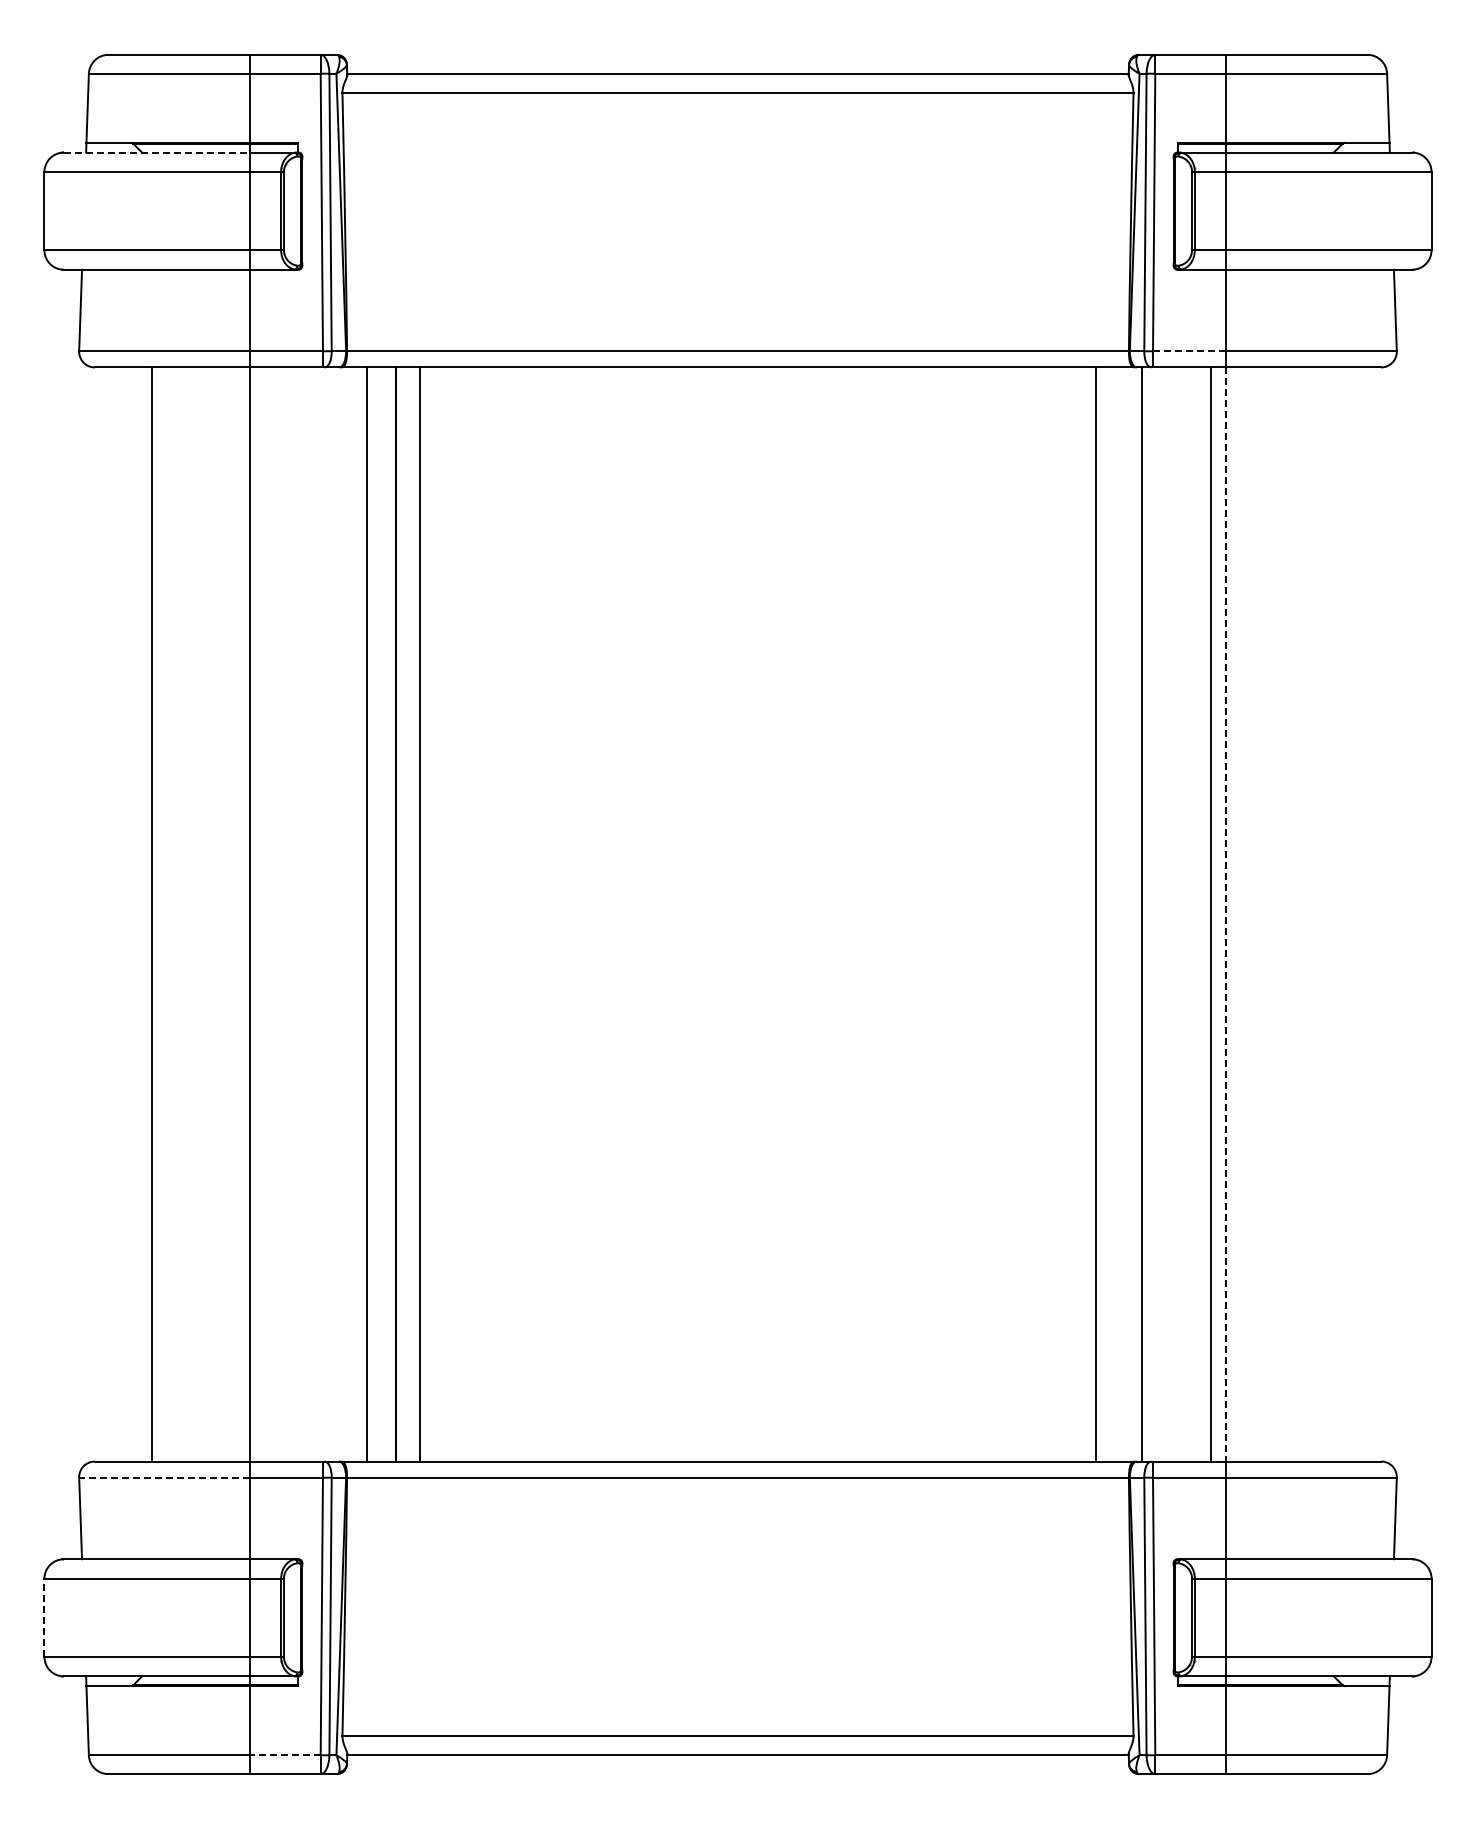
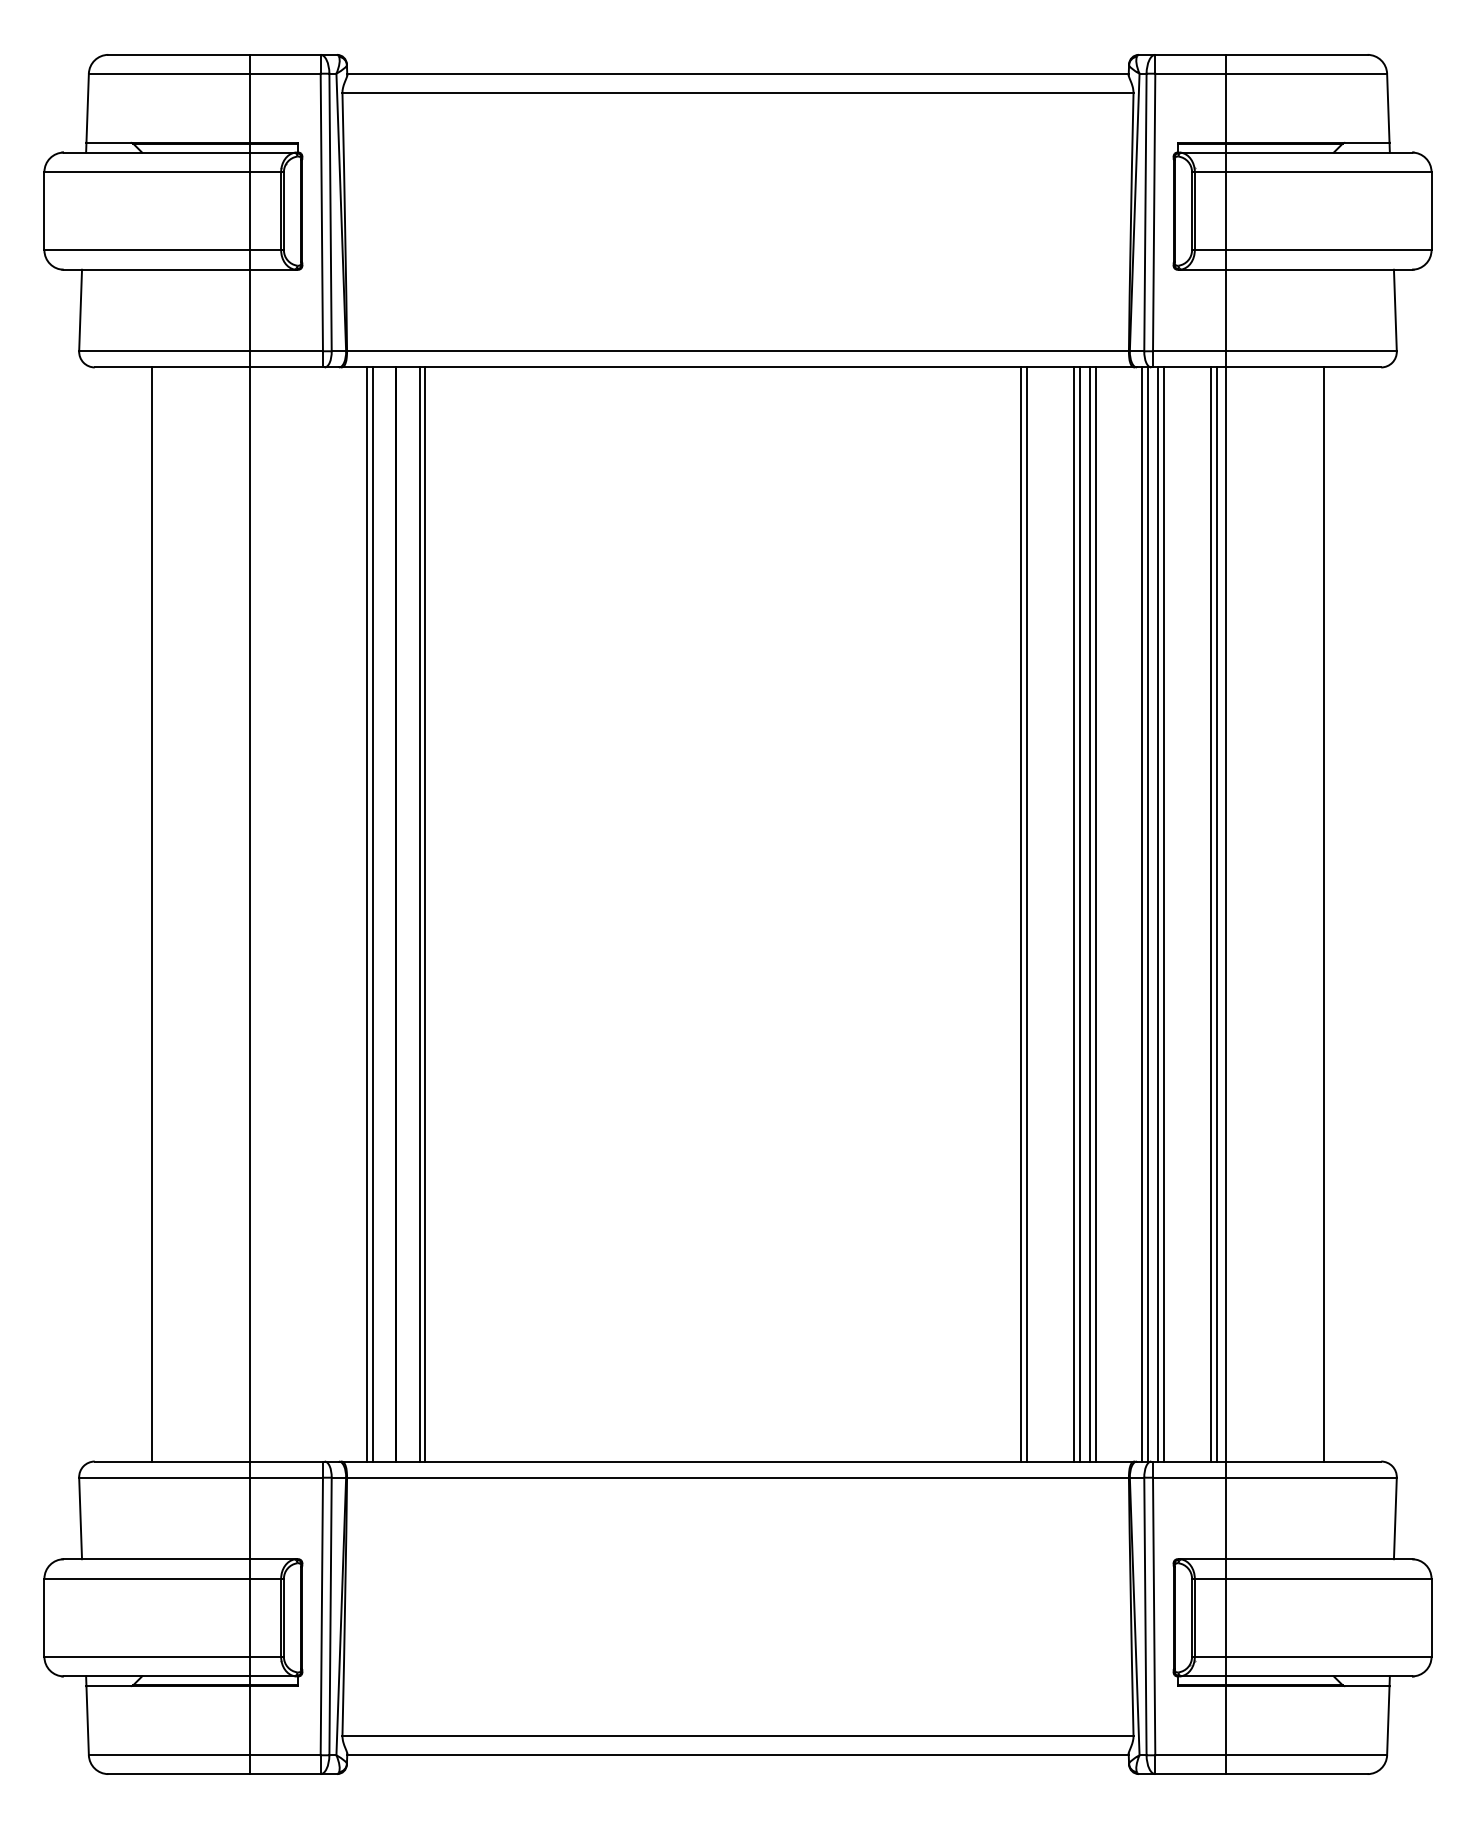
line: dashed -> solid (156, 152)
line: dashed -> solid (1189, 351)
line: none -> present (372, 914)
line: none -> present (425, 914)
line: none -> present (1021, 914)
line: none -> present (1027, 914)
line: none -> present (1074, 914)
line: none -> present (1079, 914)
line: none -> present (1089, 914)
line: none -> present (1148, 914)
line: none -> present (1158, 914)
line: none -> present (1163, 914)
line: none -> present (1216, 914)
line: dashed -> solid (1226, 914)
line: none -> present (1324, 914)
line: dashed -> solid (163, 1477)
line: dashed -> solid (44, 1617)
line: dashed -> solid (285, 1755)
